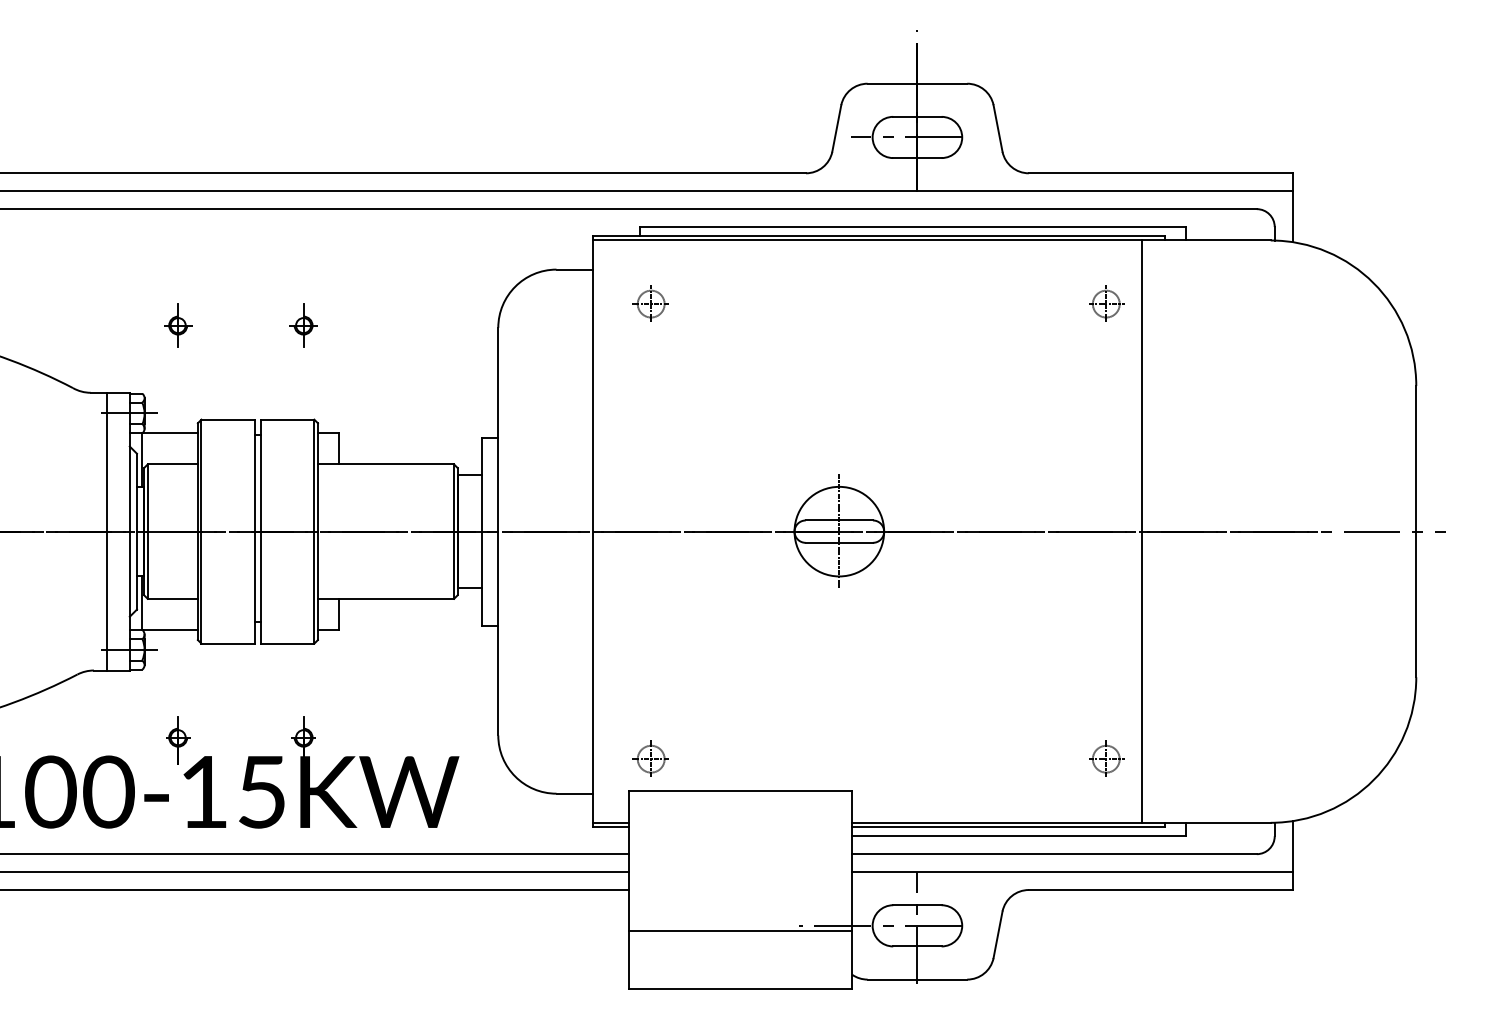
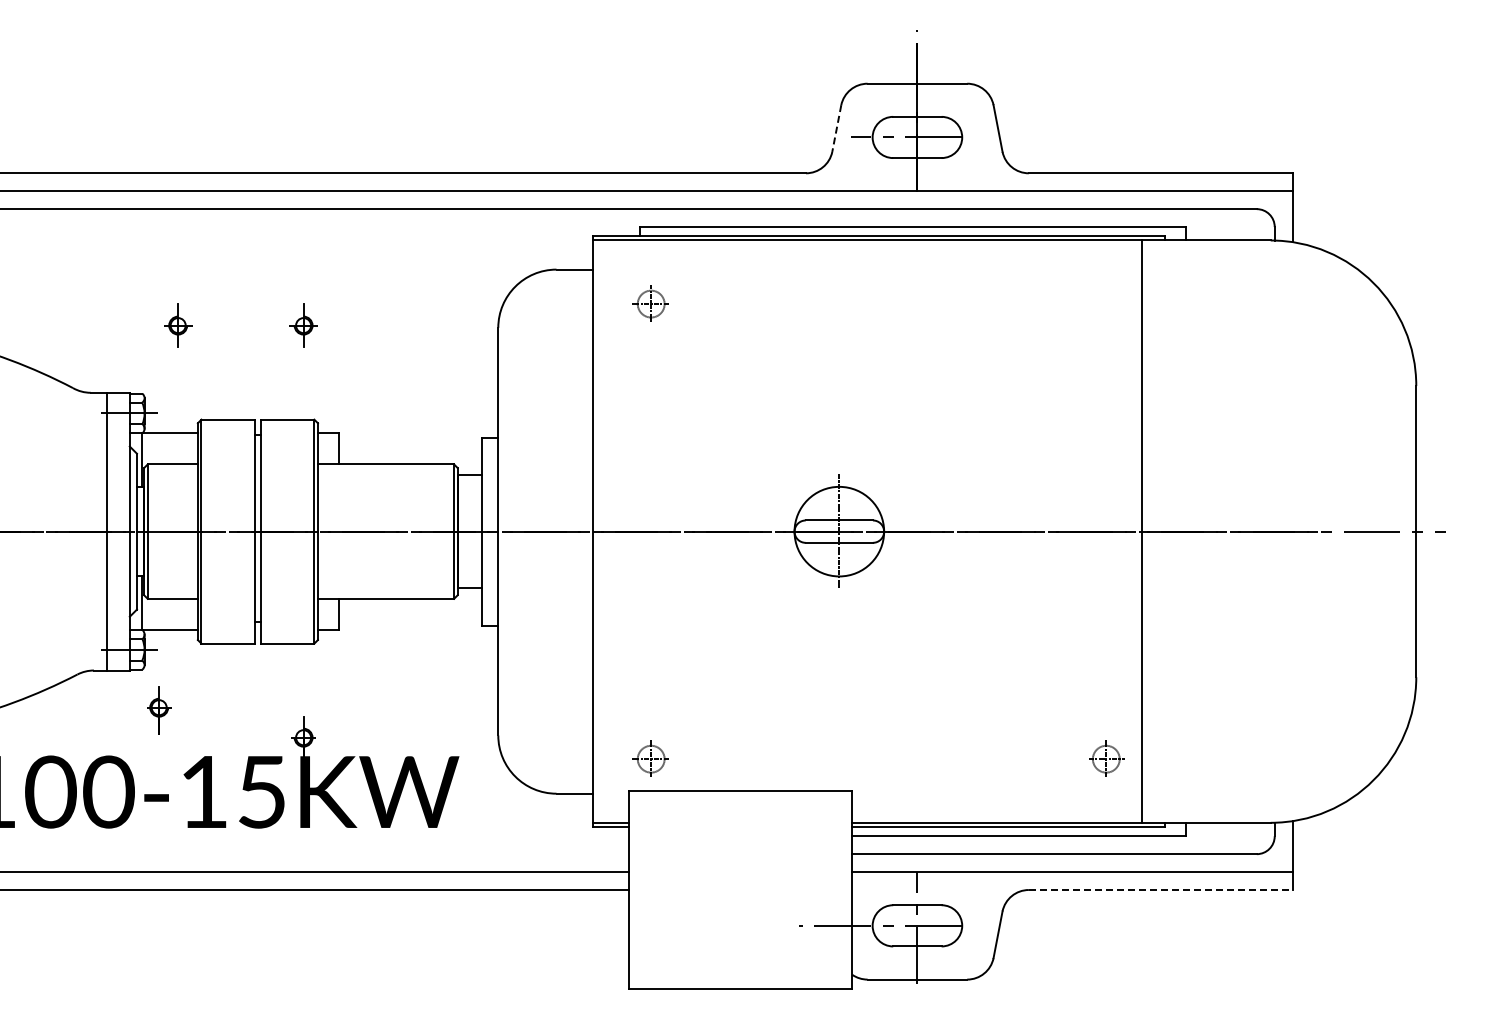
line: solid -> dashed (836, 128)
part: present -> none (1106, 303)
part position: (178, 740) -> (159, 710) (159, 710)
line: present -> none (315, 854)
line: solid -> dashed (1160, 890)
line: present -> none (740, 930)
